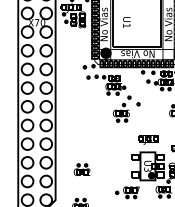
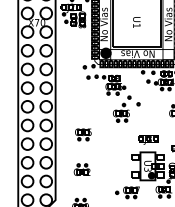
text position: (126, 22) -> (136, 22) (136, 22)
part: none -> present (83, 134)
